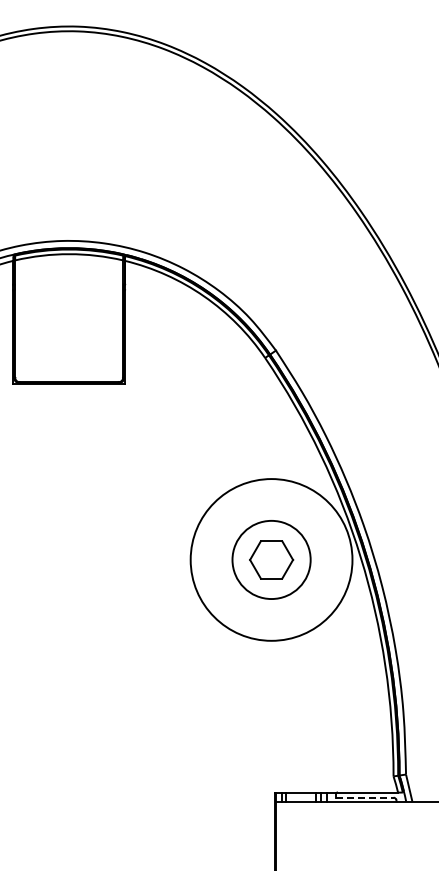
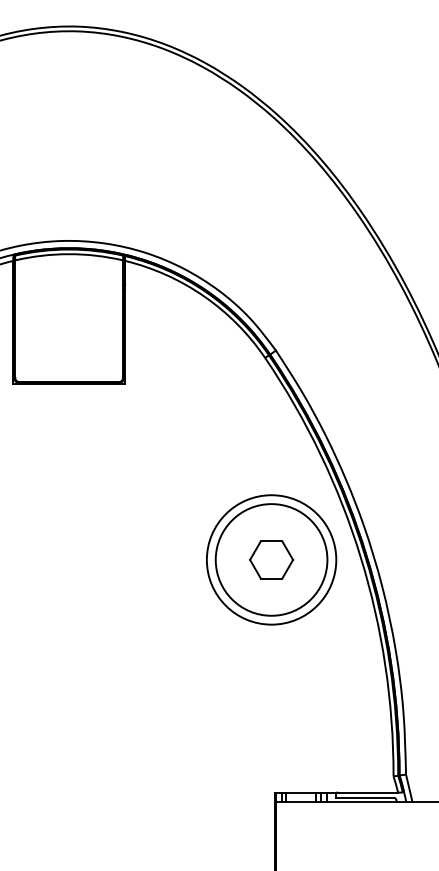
circle diameter: 162 px -> 129 px (271, 559)
circle diameter: 78 px -> 112 px (271, 559)
line: dashed -> solid (364, 797)
